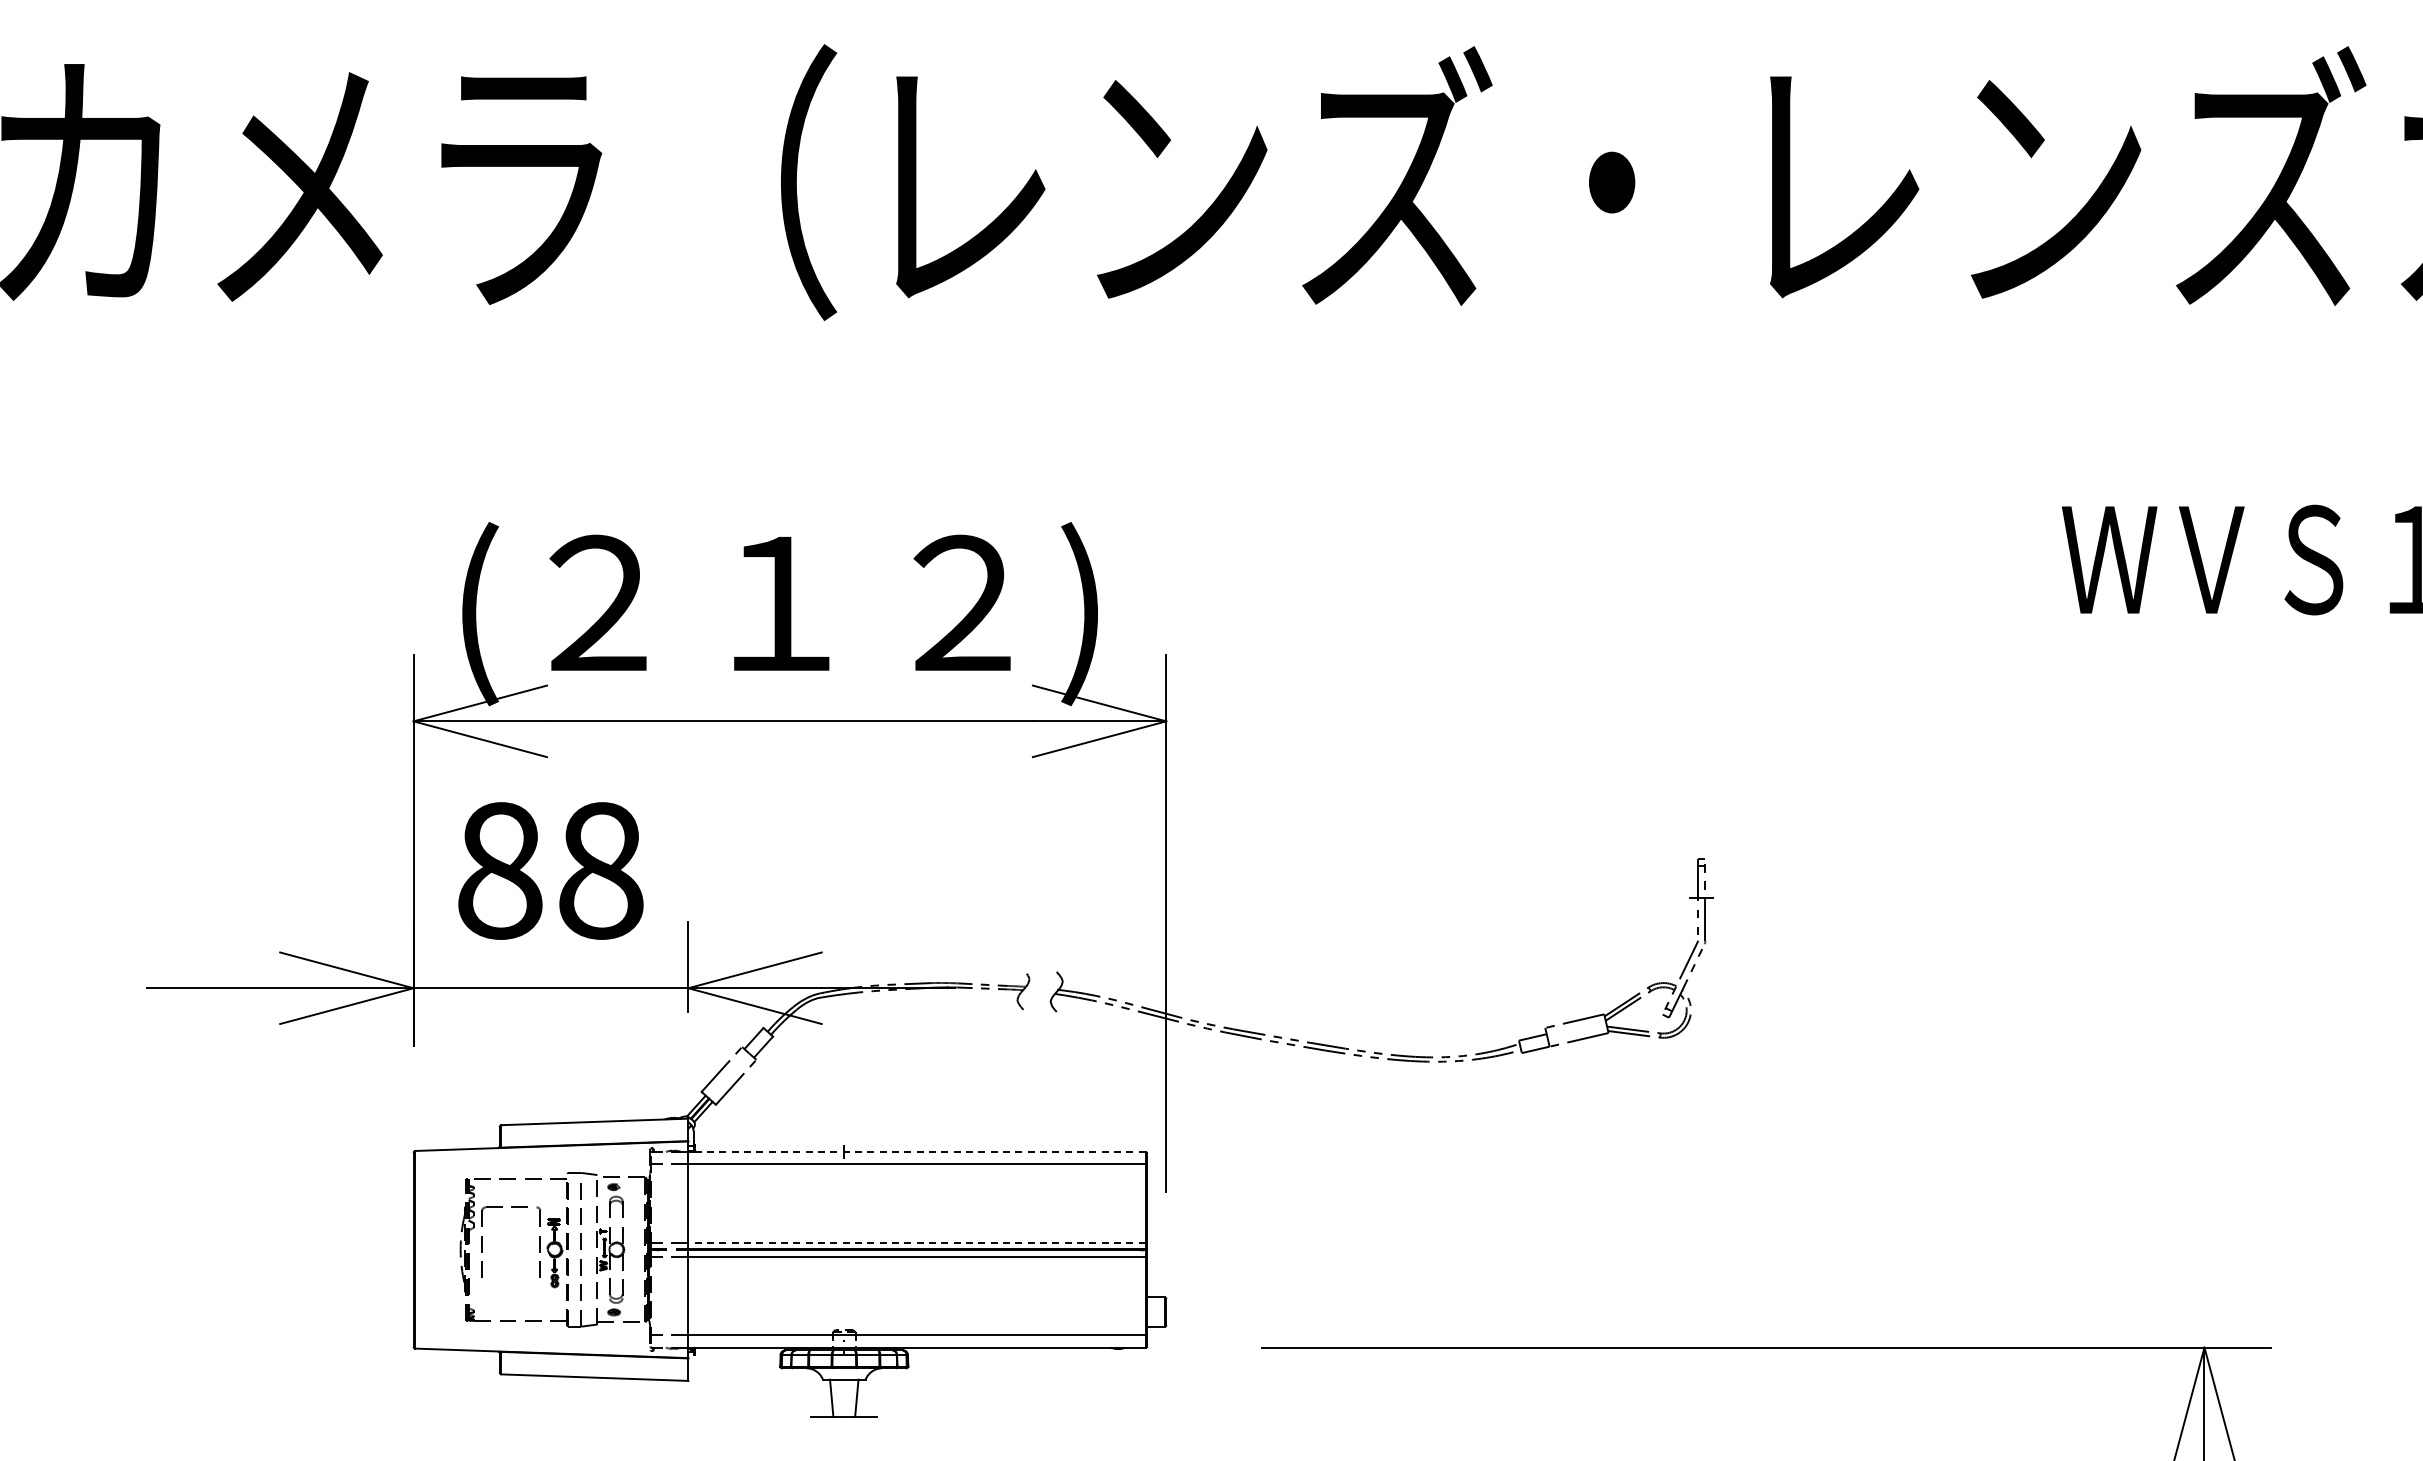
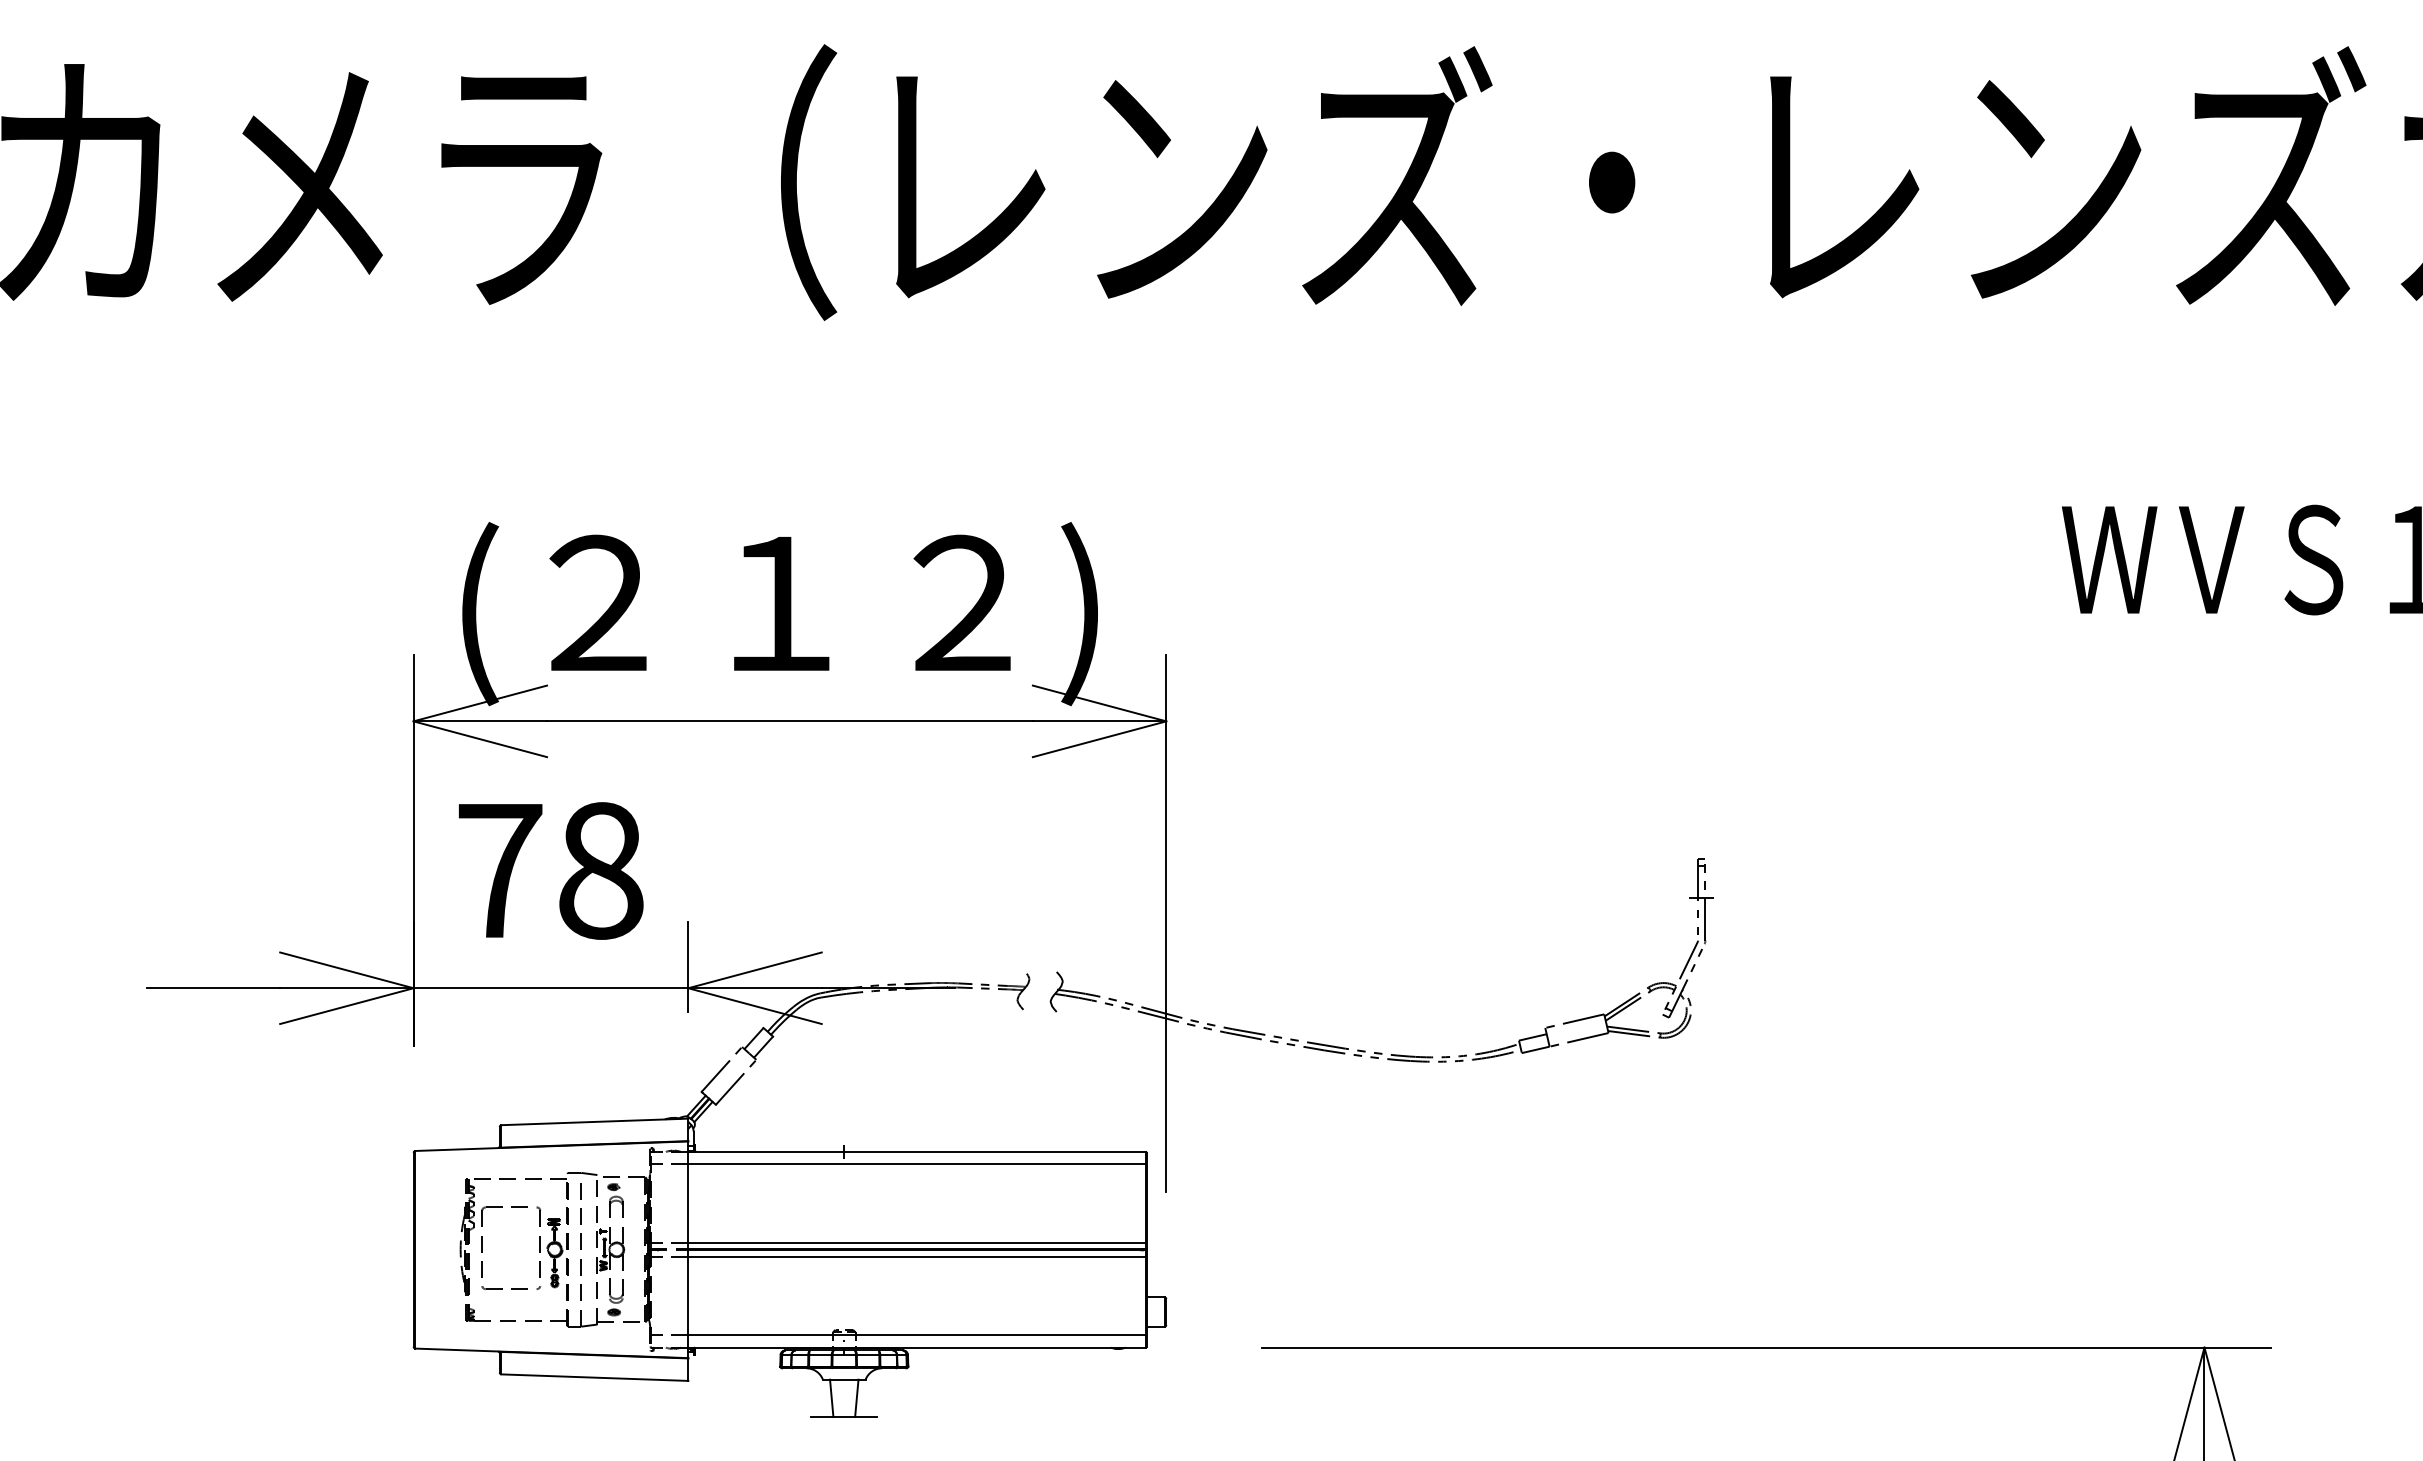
text: 88 -> 78 (500, 870)
line: dashed -> solid (917, 1151)
line: dashed -> solid (917, 1242)
part: none -> present (511, 1288)
